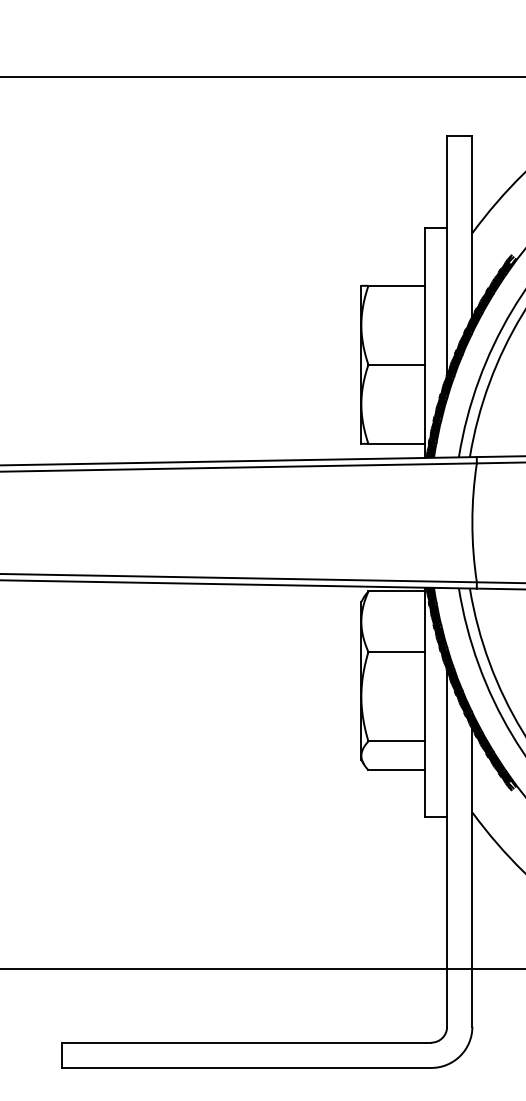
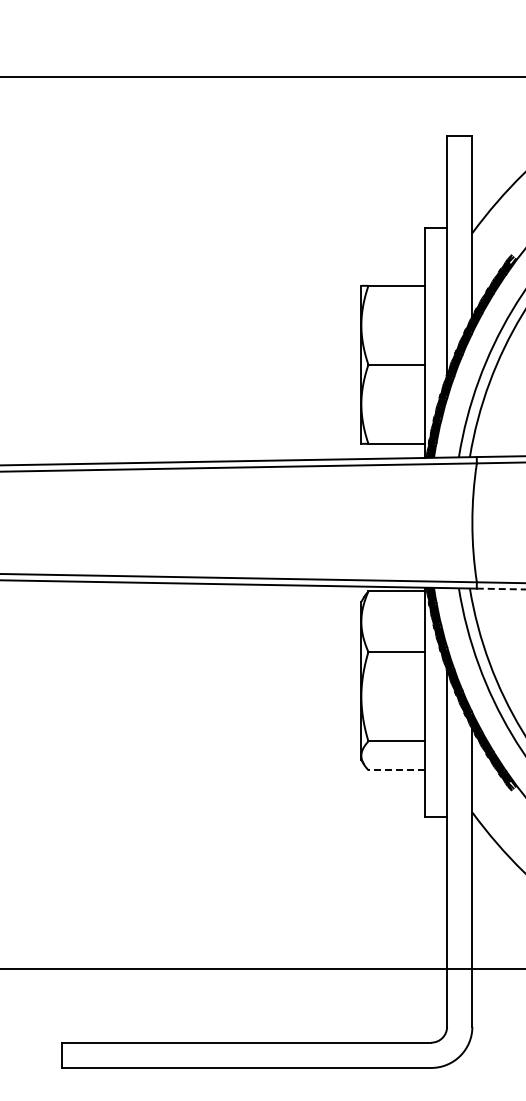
line: solid -> dashed (501, 589)
line: solid -> dashed (396, 770)
